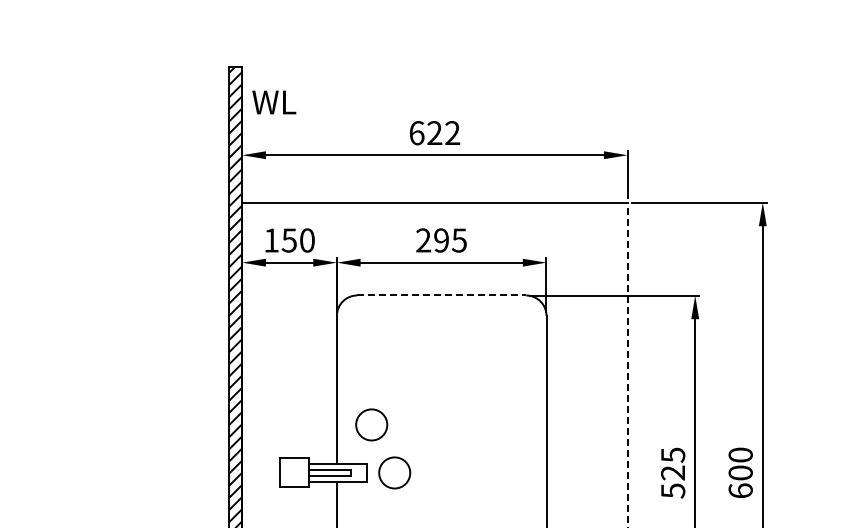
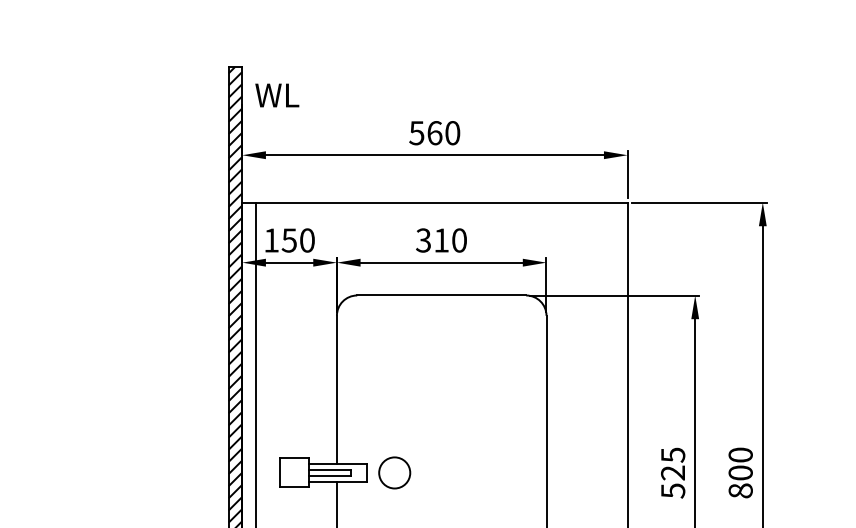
text position: (274, 102) -> (277, 95) (277, 95)
text: 622 -> 560 (434, 133)
text: 295 -> 310 (441, 240)
line: dashed -> solid (441, 295)
line: none -> present (255, 363)
line: dashed -> solid (627, 364)
circle: present -> none (371, 424)
text: 600 -> 800 (740, 490)
